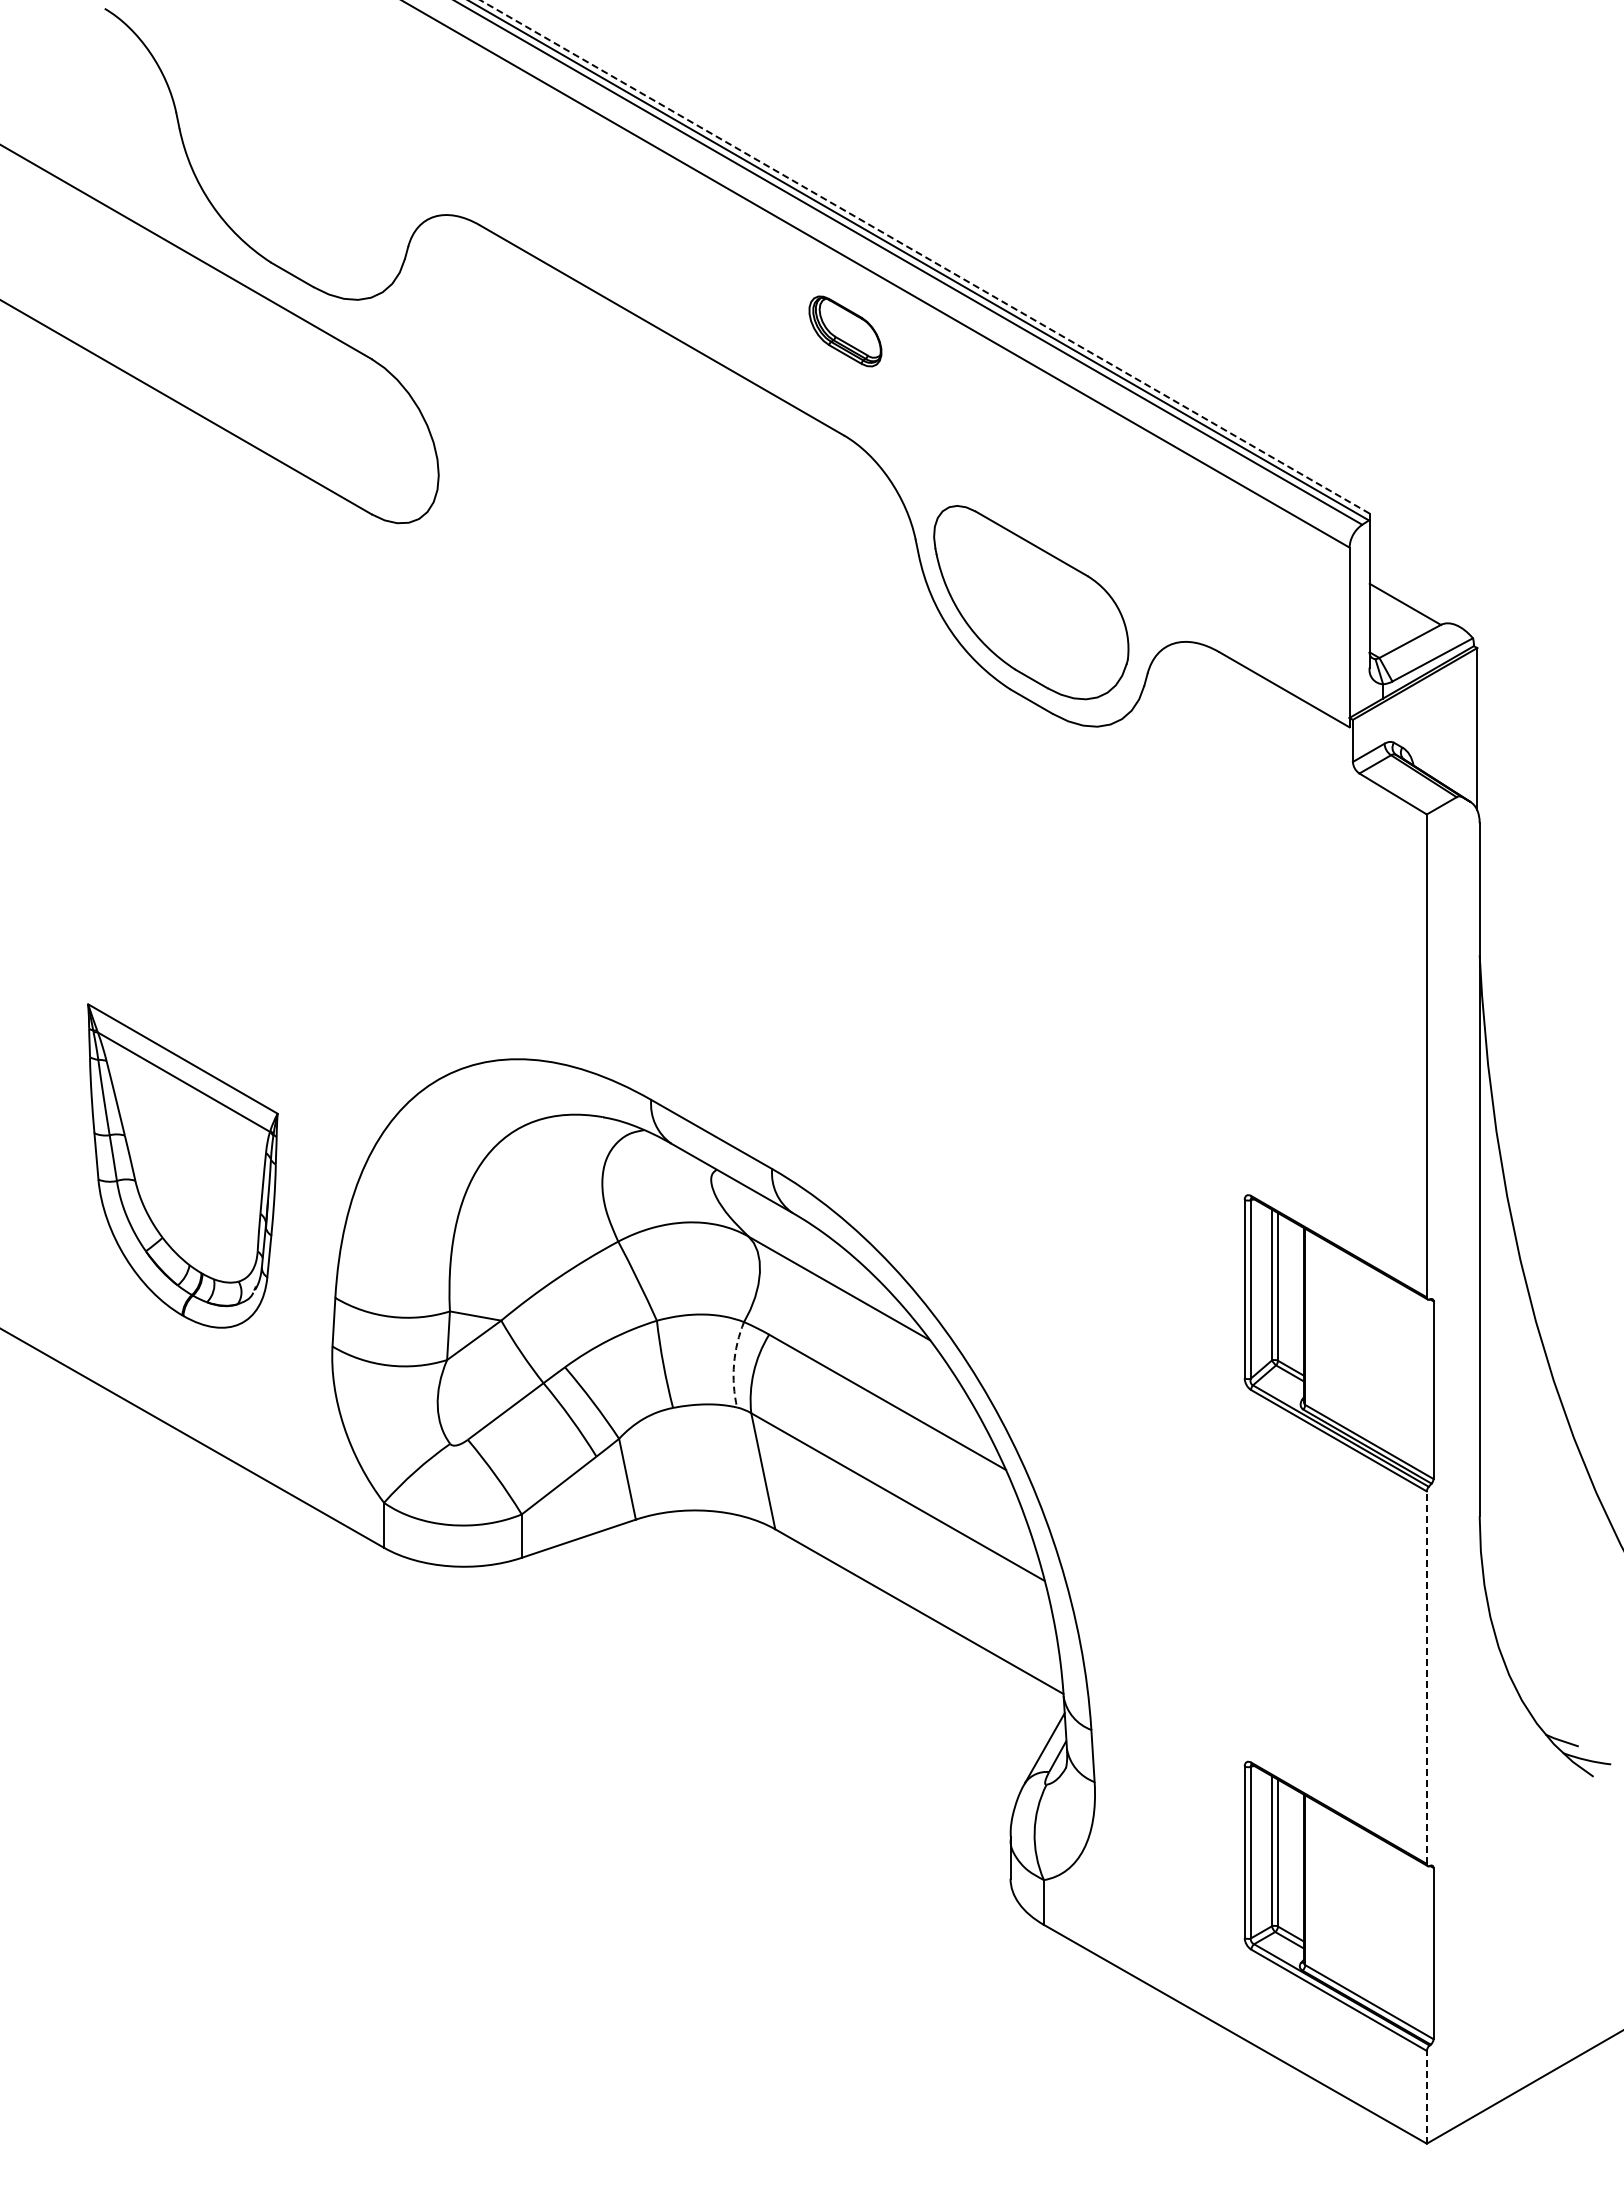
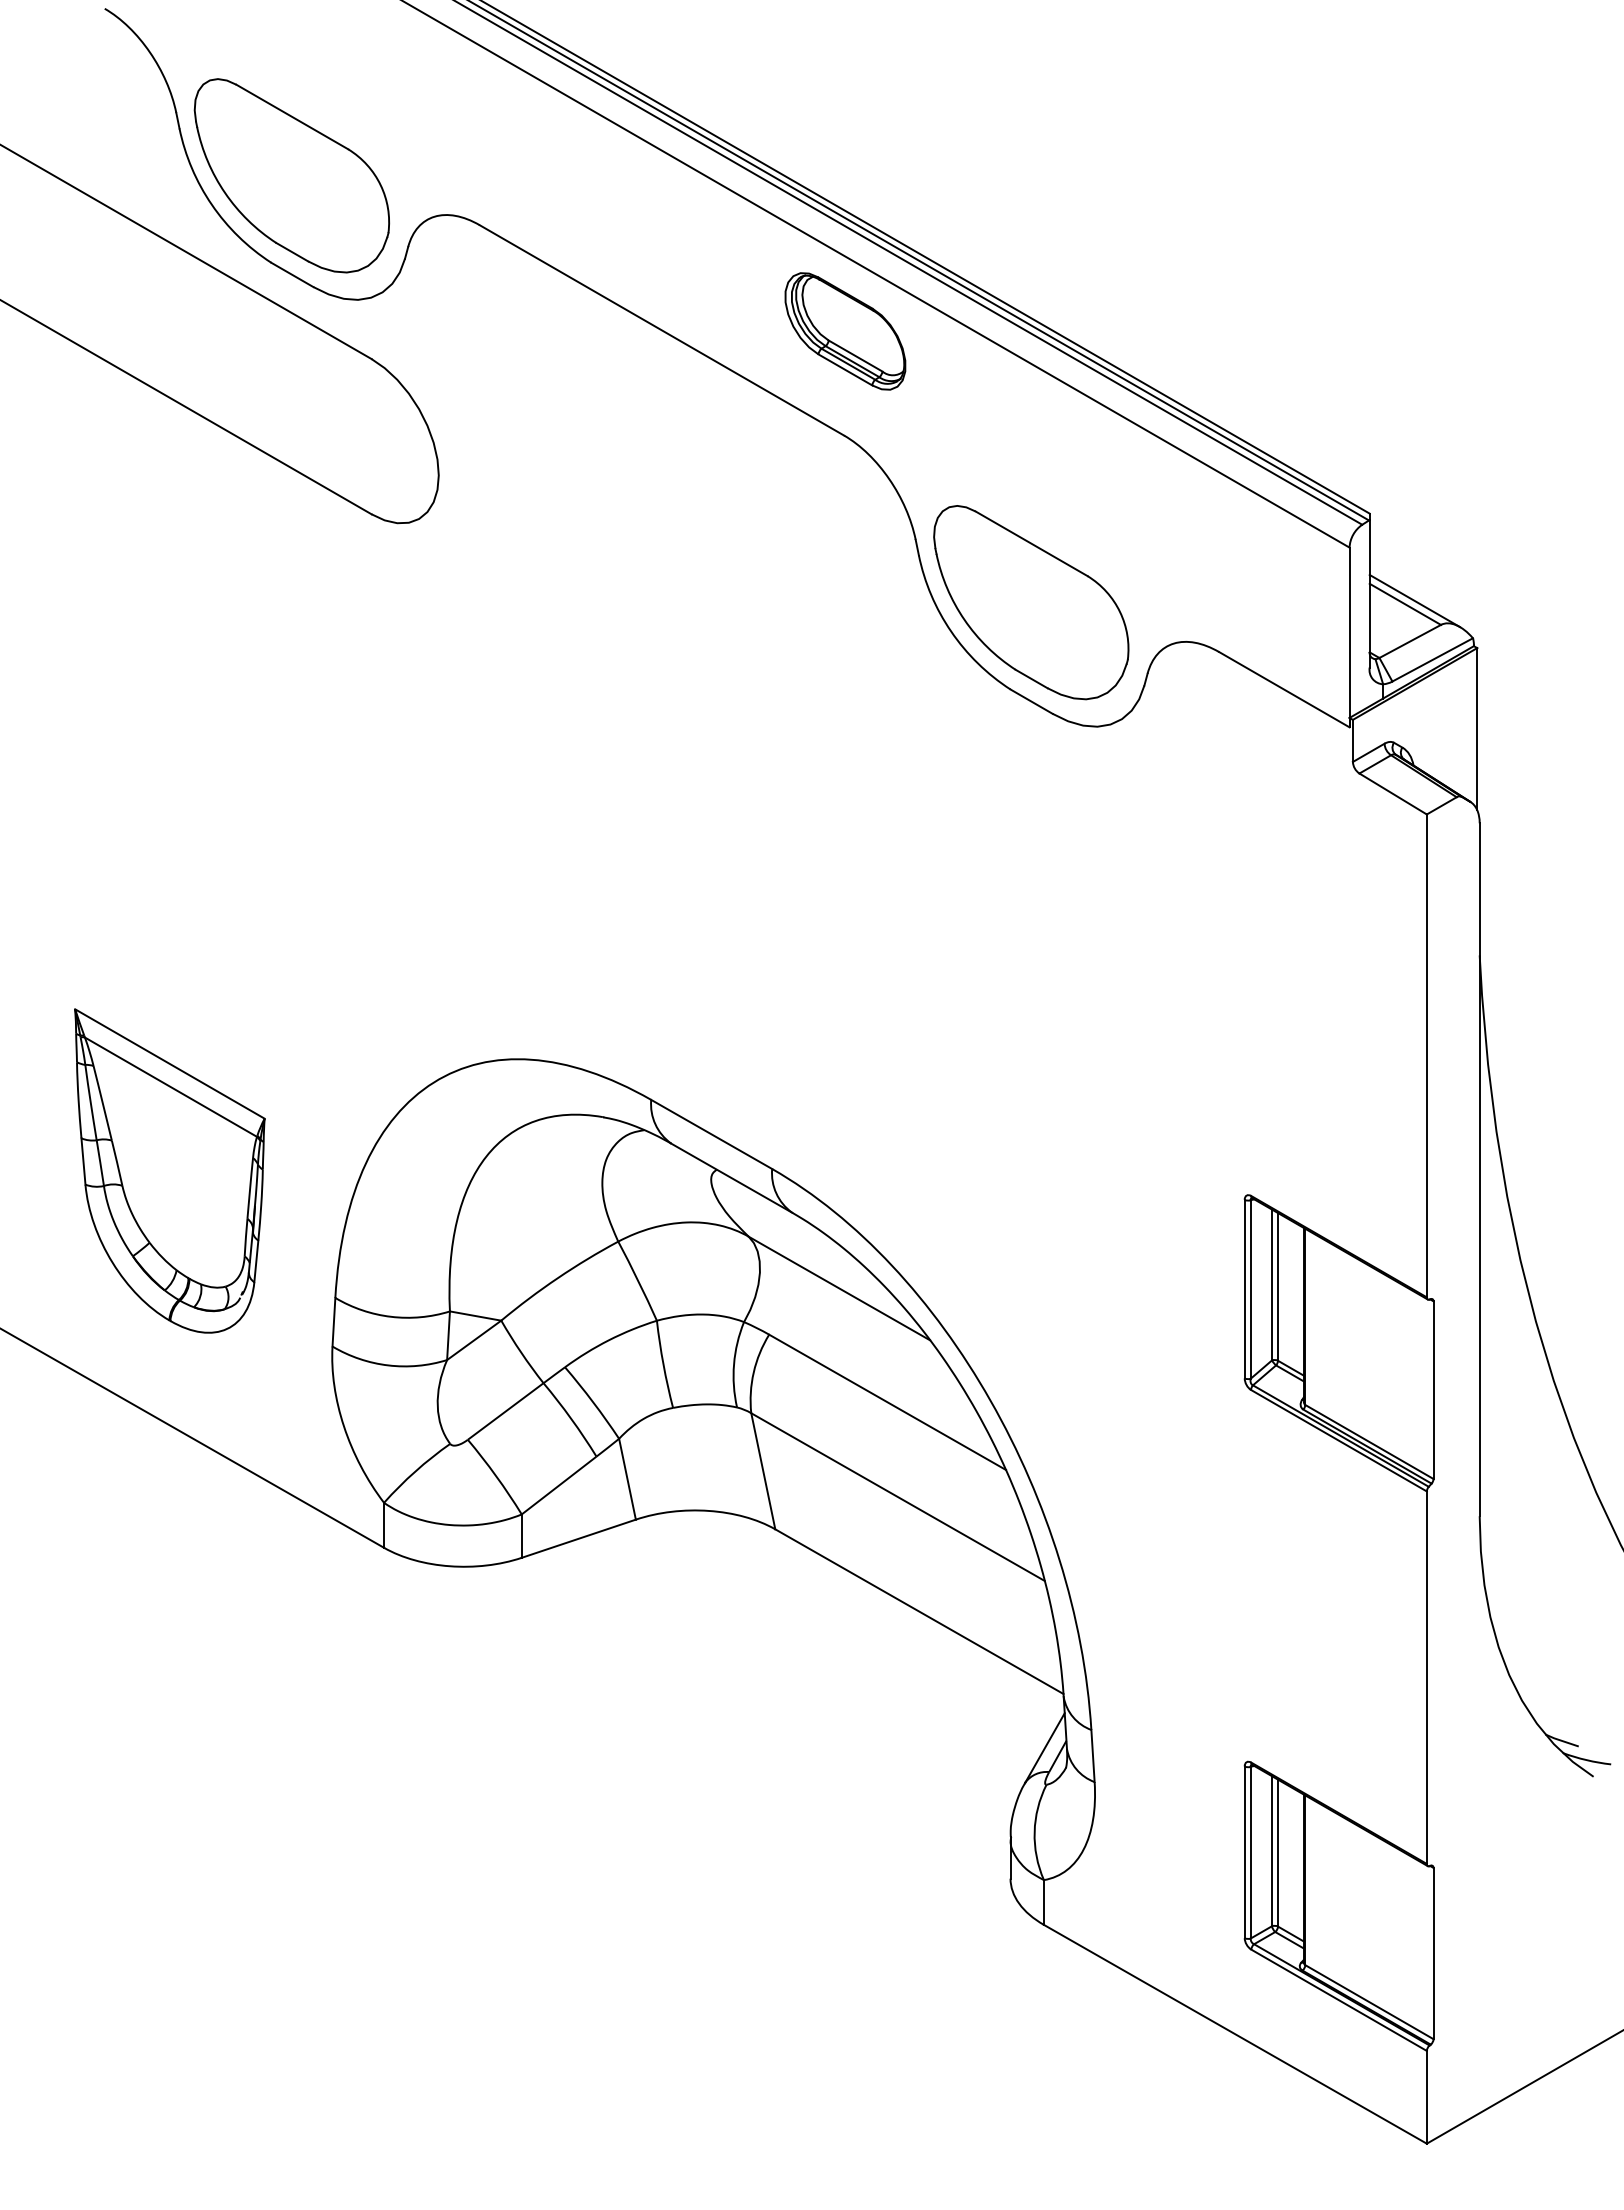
part: none -> present (291, 175)
line: dashed -> solid (924, 256)
part size: 75x73 px -> 123x119 px (845, 331)
line: none -> present (1414, 600)
part position: (182, 1165) -> (169, 1170) (169, 1170)
arc: dashed -> solid (734, 1364)
line: dashed -> solid (1426, 1677)
line: dashed -> solid (1426, 2096)
